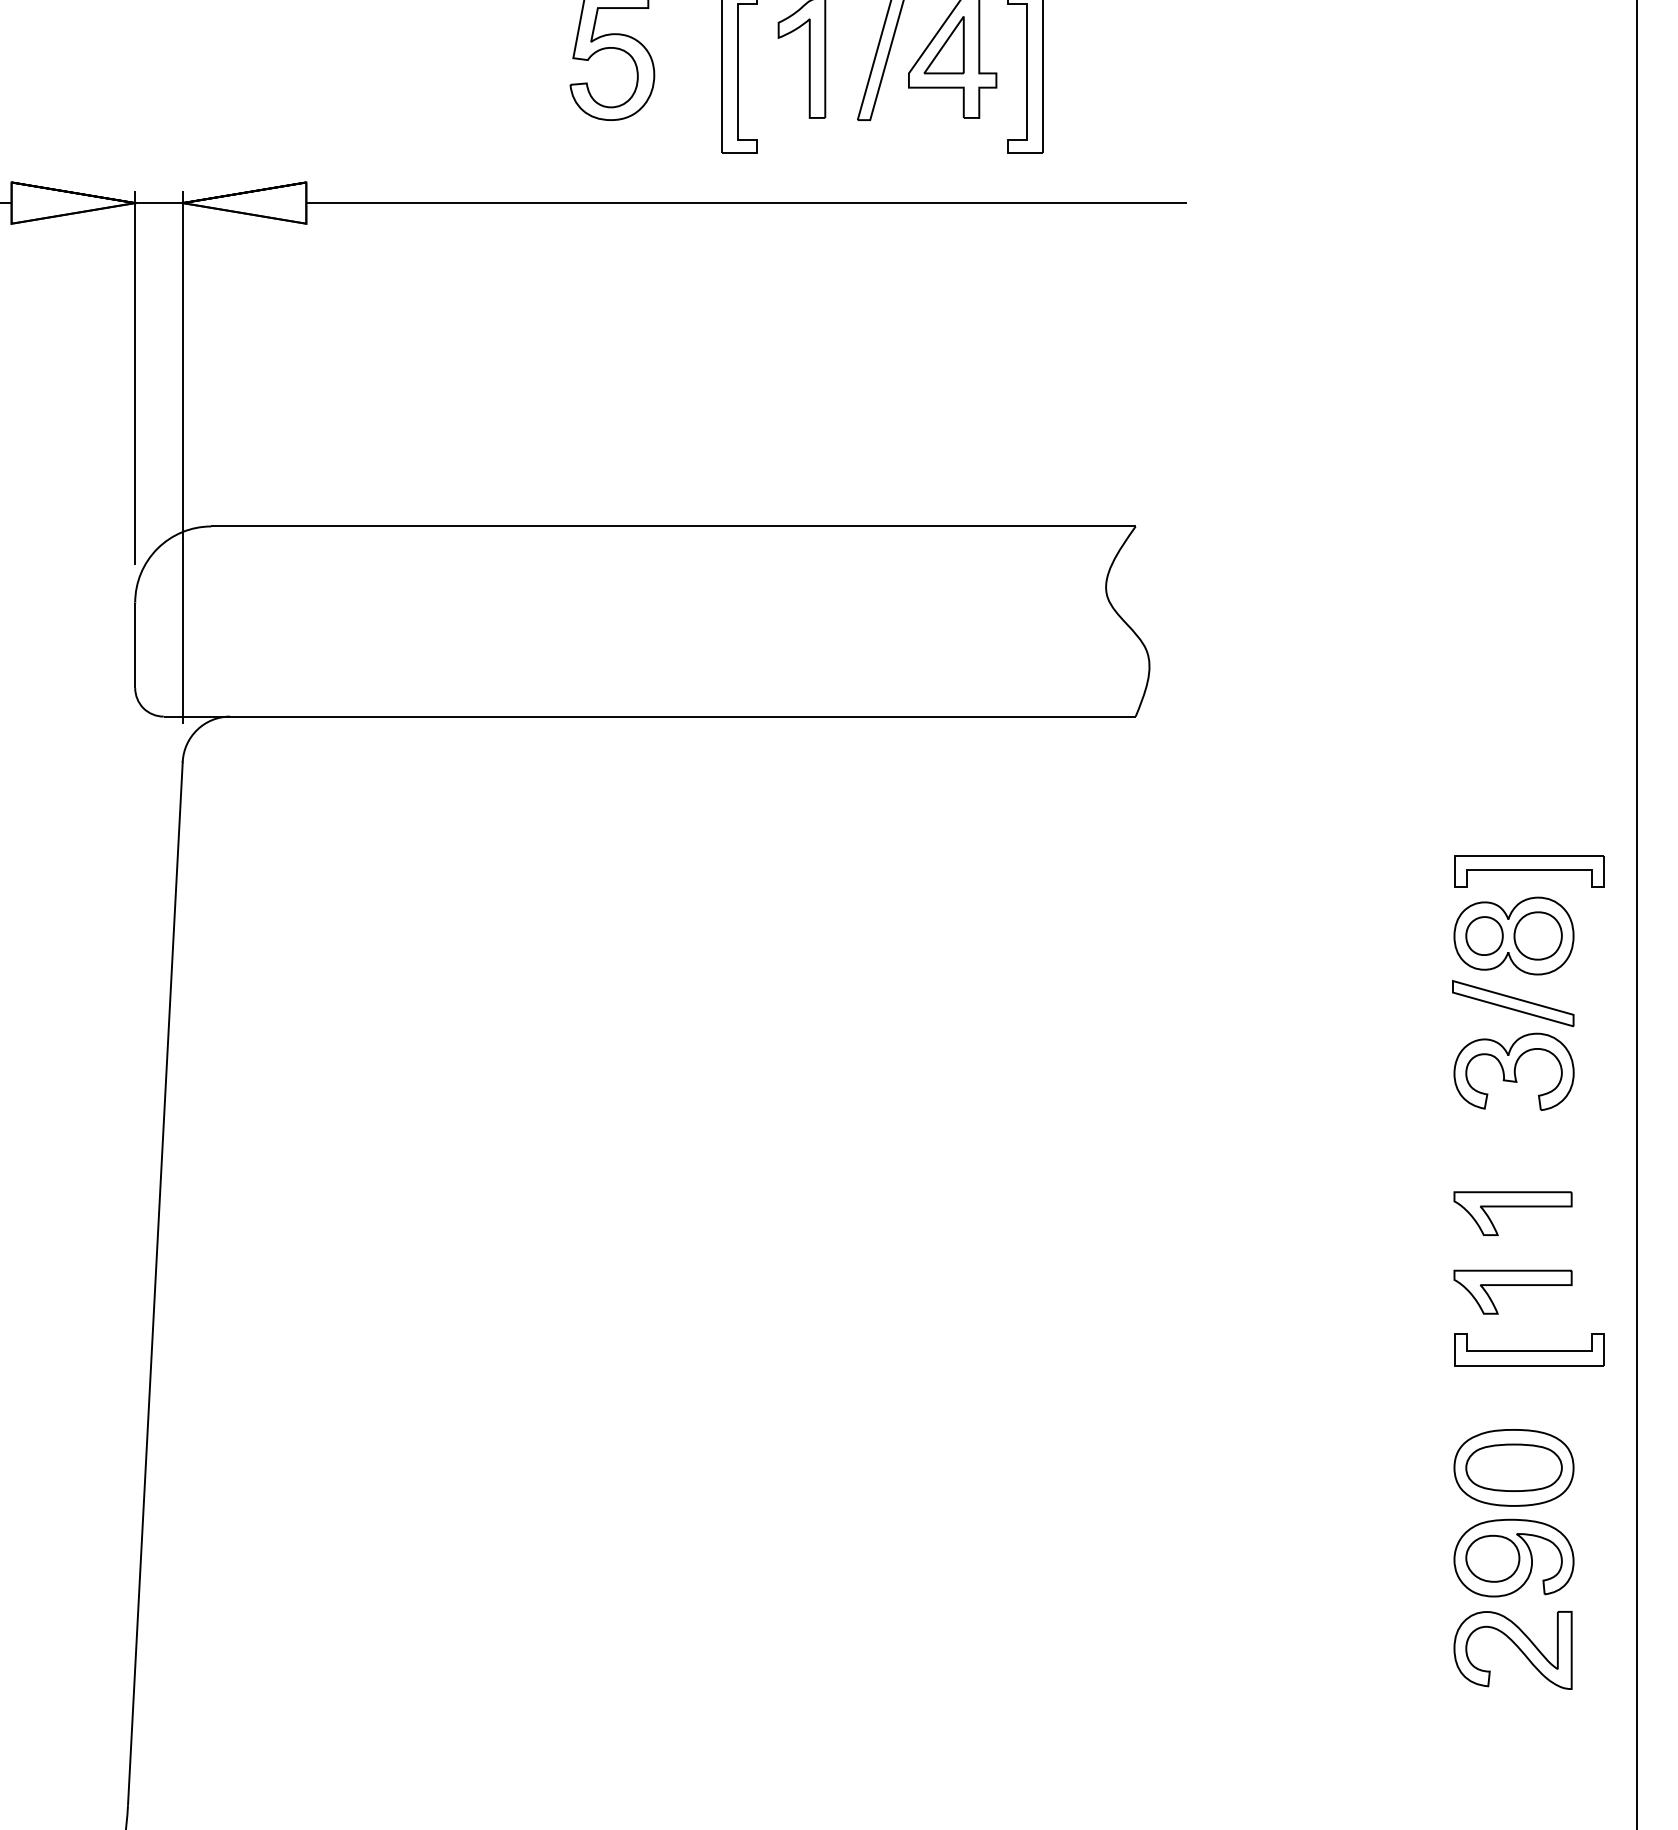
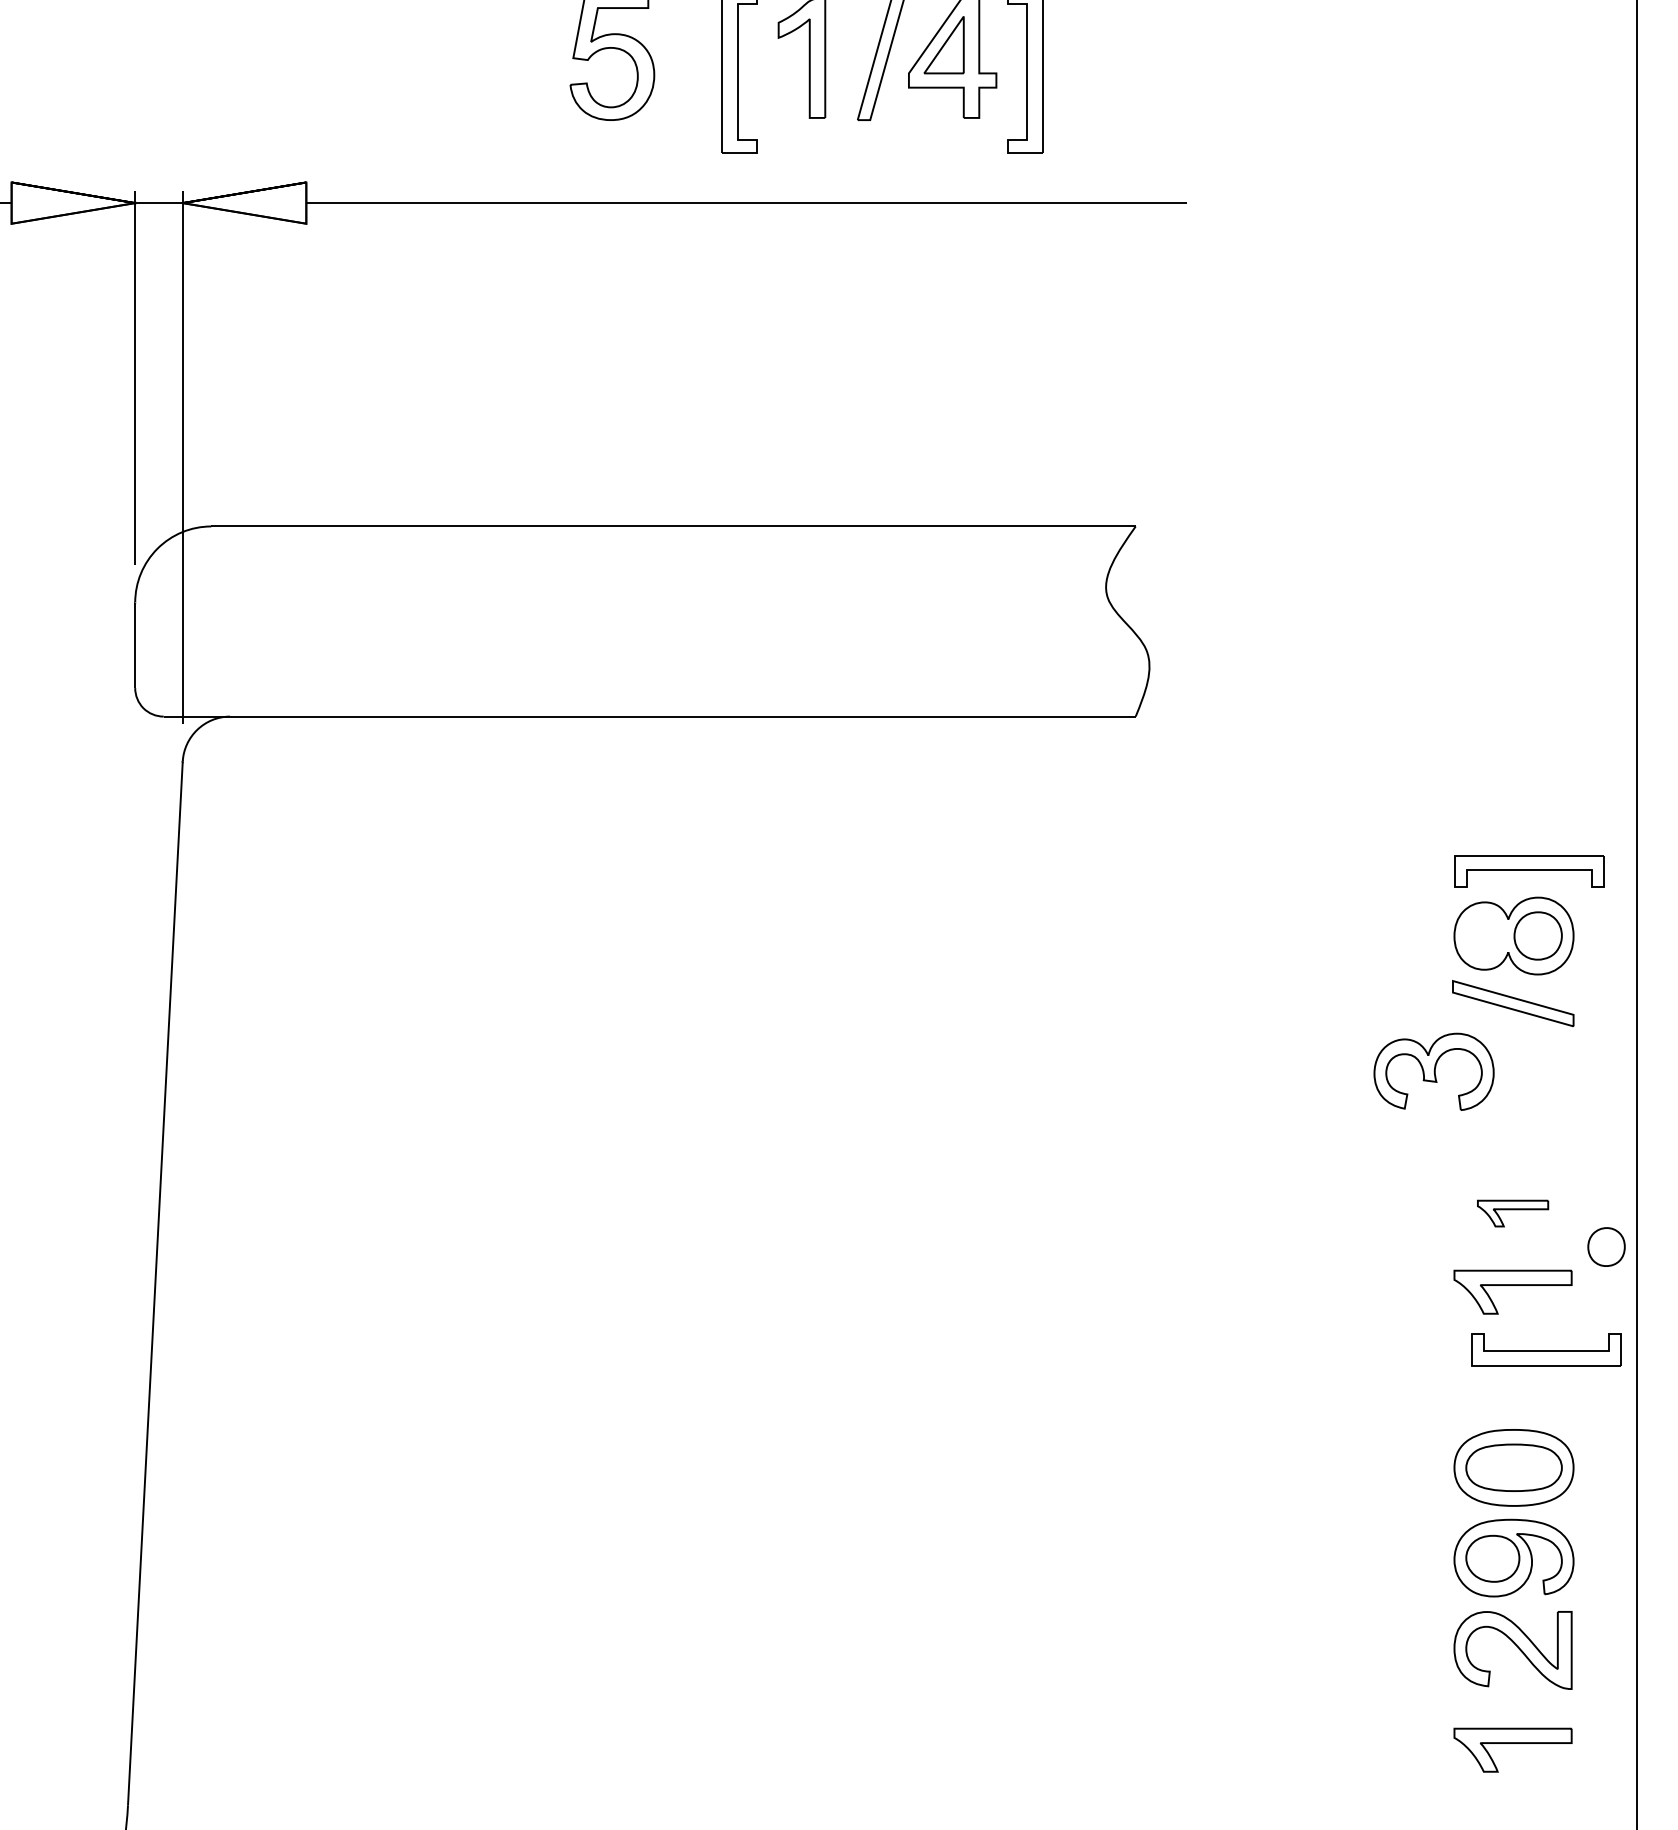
part position: (1484, 935) -> (1606, 1246) (1606, 1246)
part position: (1513, 1071) -> (1433, 1071) (1433, 1071)
part size: 120x45 px -> 73x29 px (1513, 1213)
part position: (1529, 1349) -> (1546, 1349) (1546, 1349)
part: none -> present (1512, 1749)
